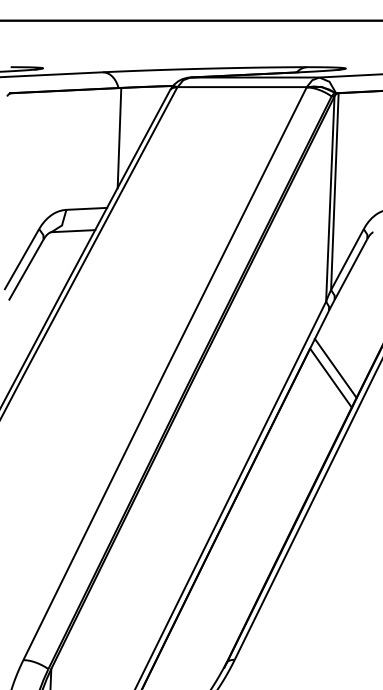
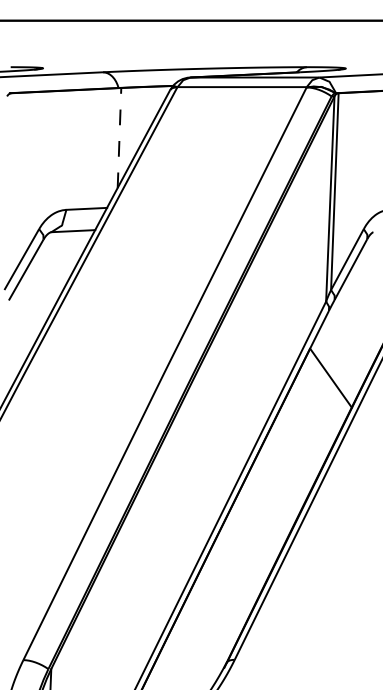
line: solid -> dashed (119, 137)
line: present -> none (335, 367)
